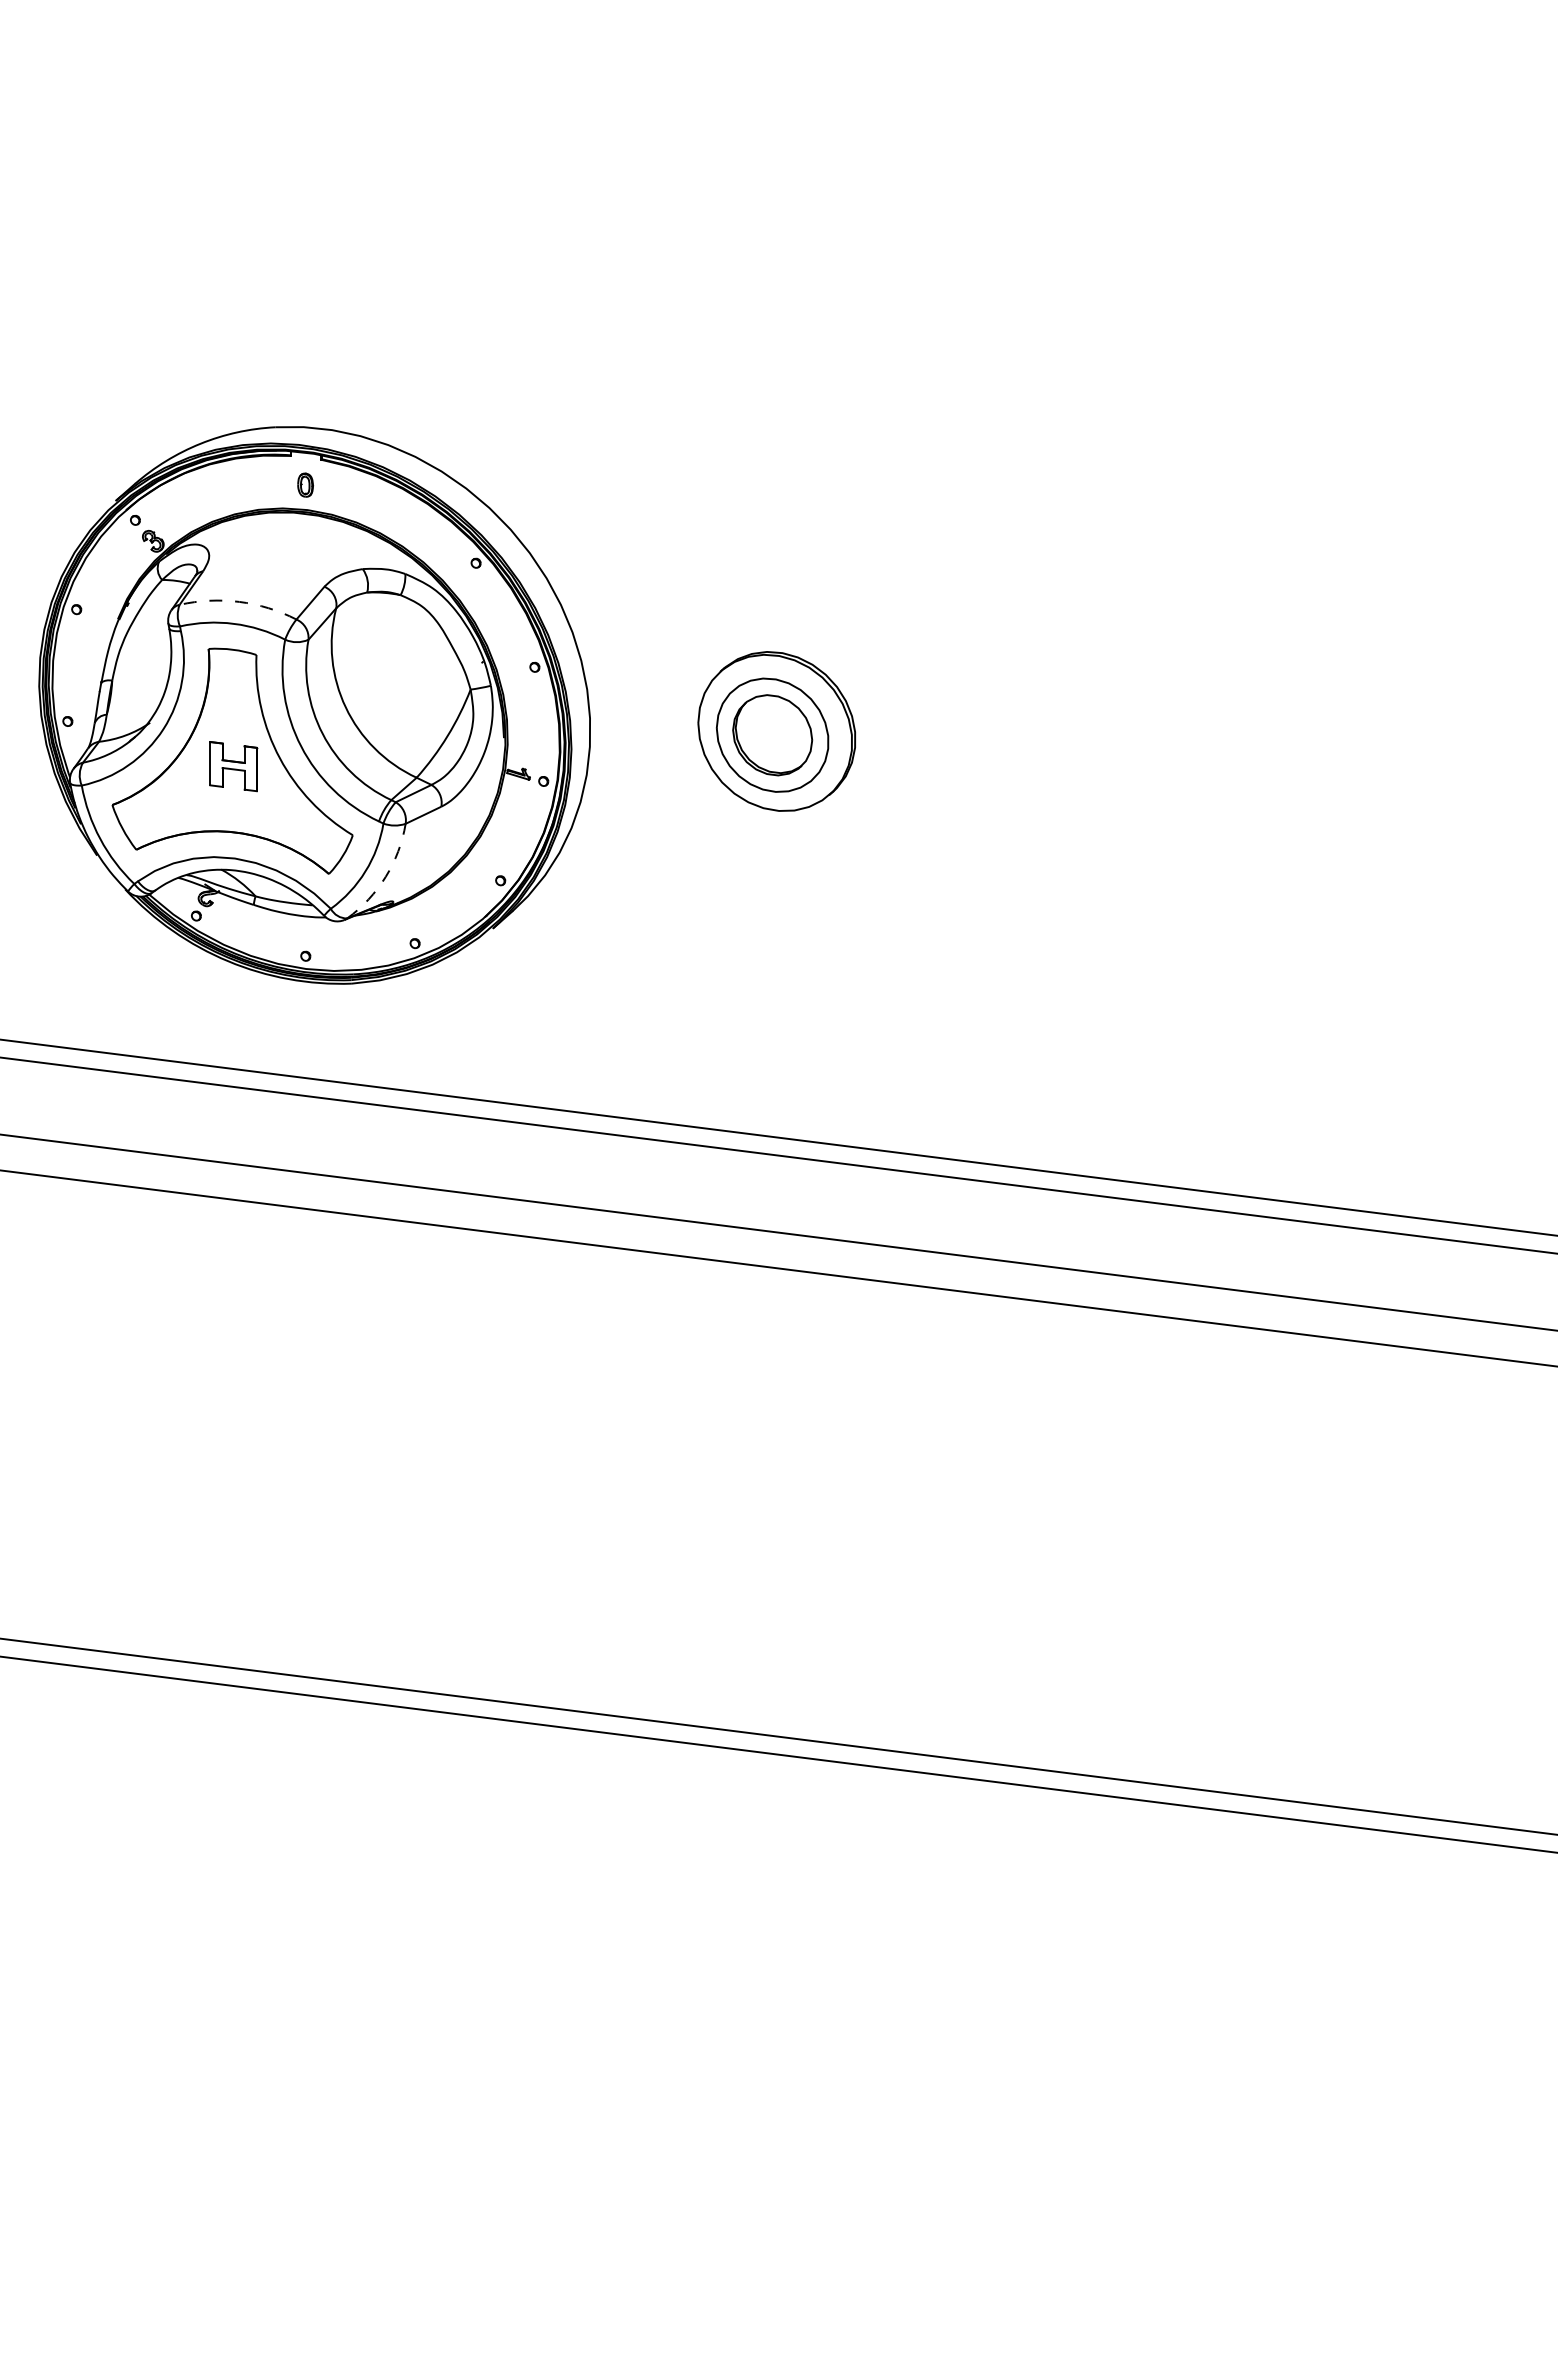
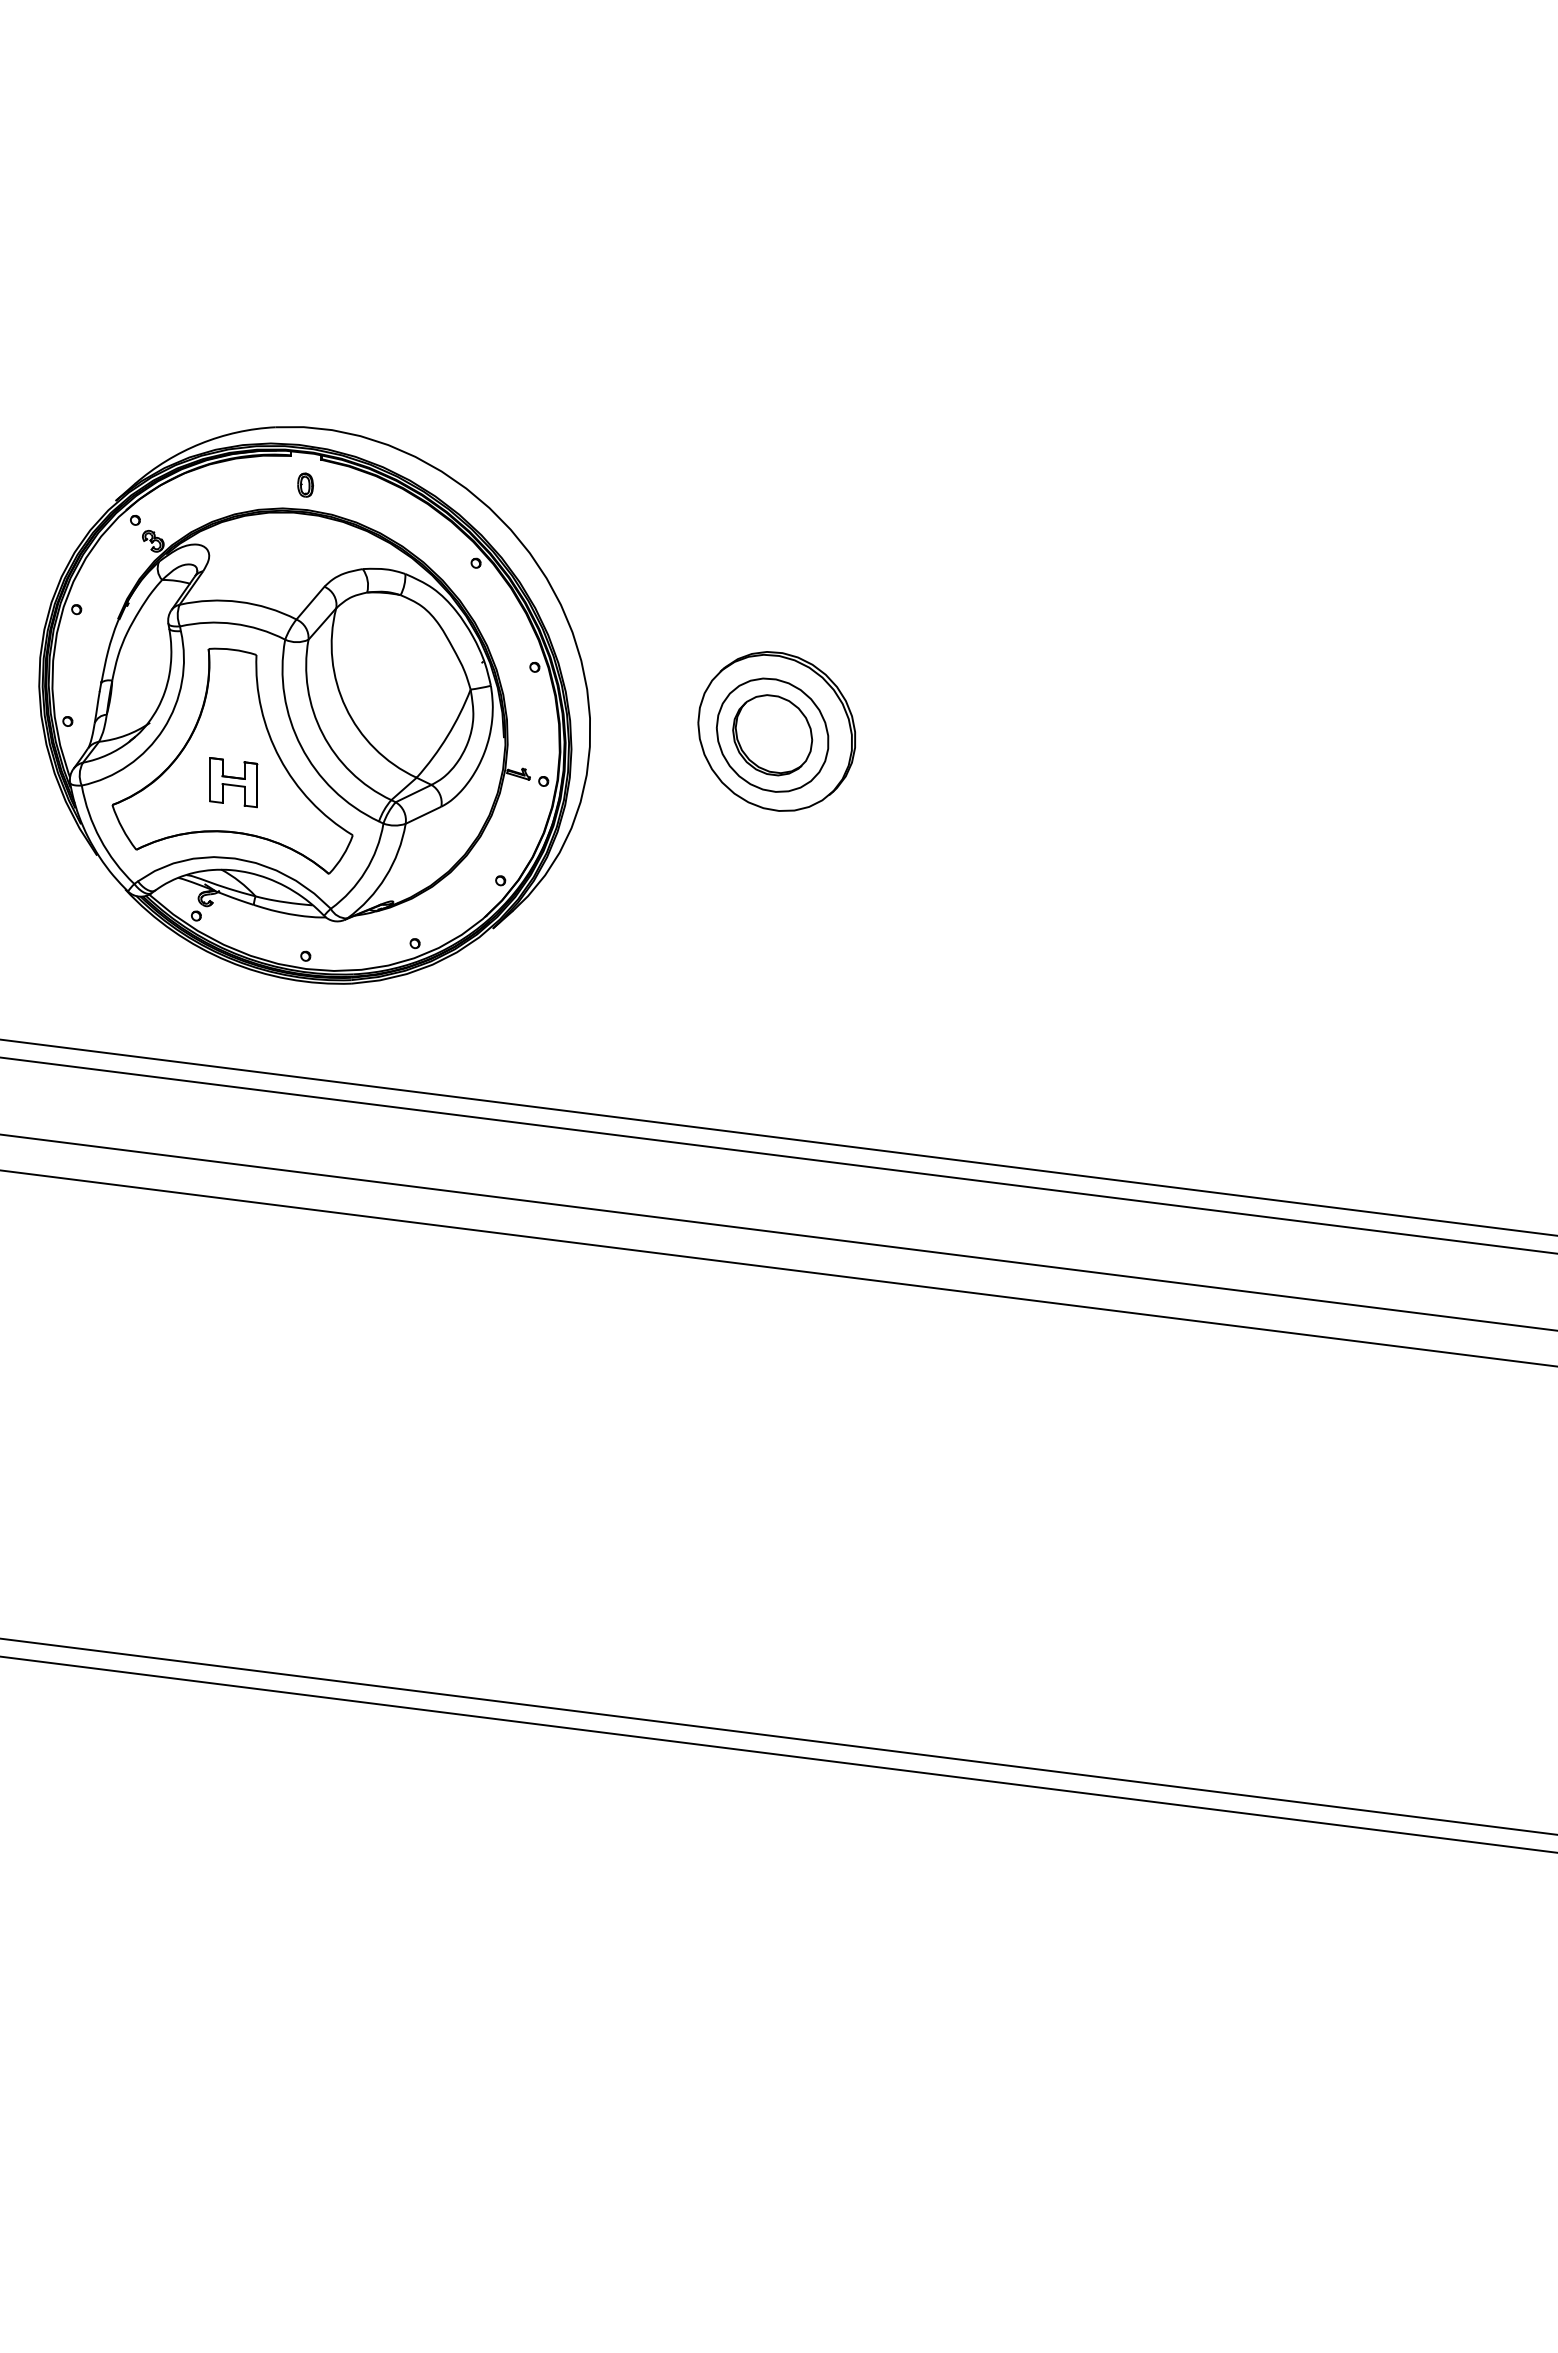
arc: dashed -> solid (239, 601)
part position: (233, 766) -> (233, 782) (233, 782)
arc: dashed -> solid (385, 876)
